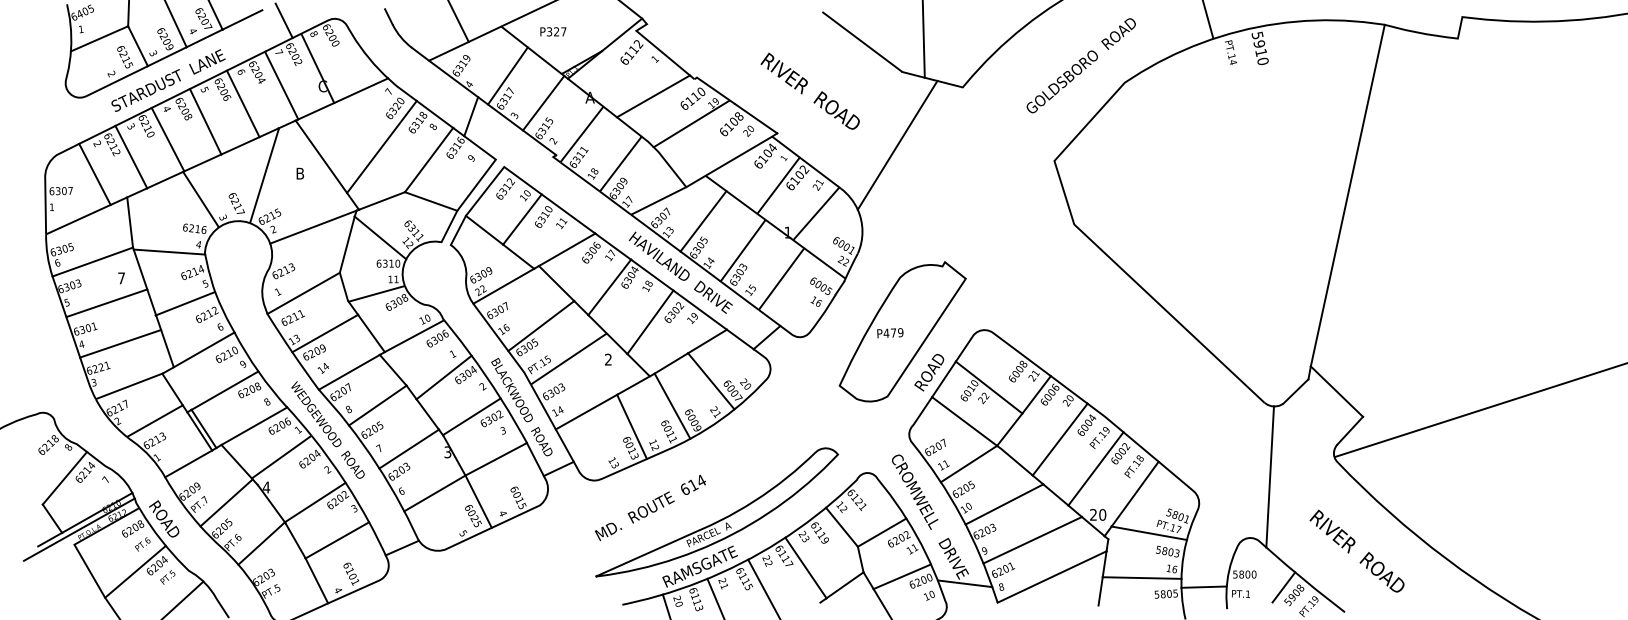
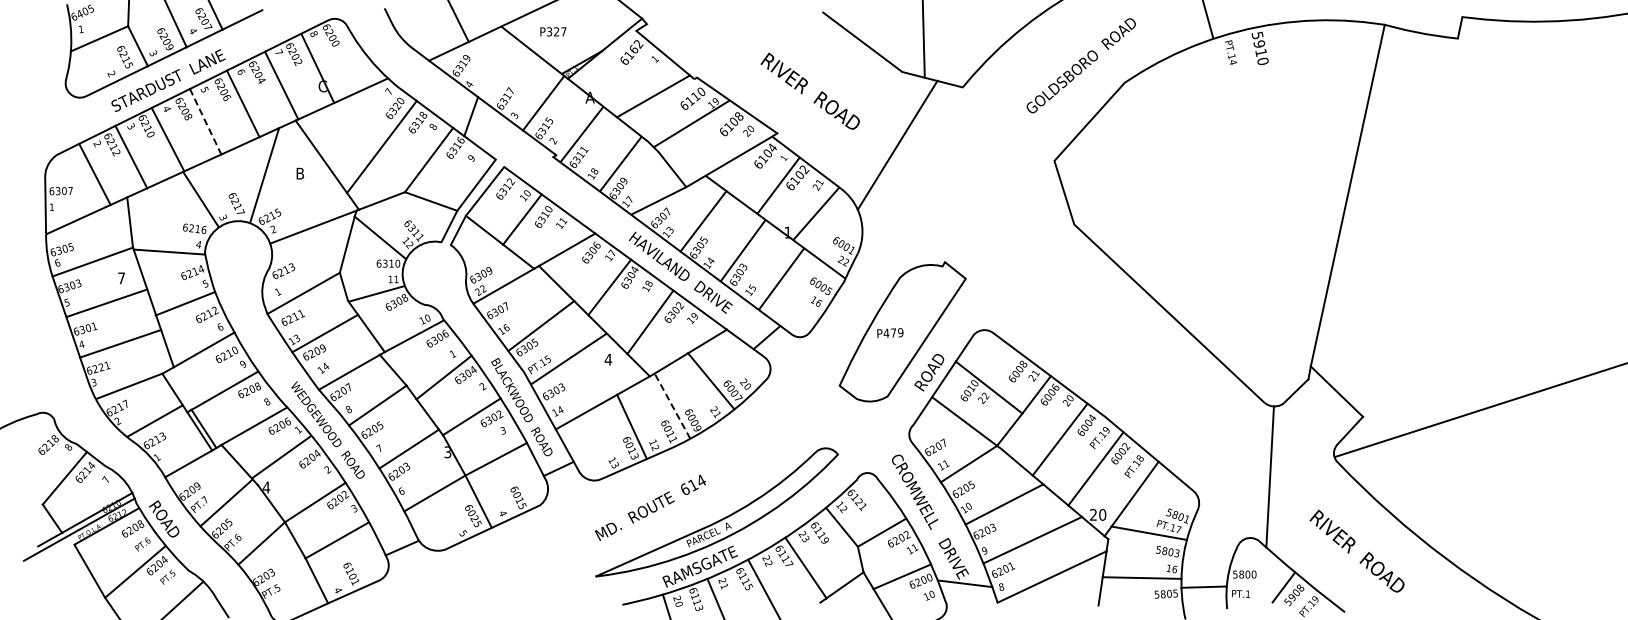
line: present -> none (283, 20)
text: 6112 -> 6162 (633, 49)
line: present -> none (507, 75)
line: solid -> dashed (206, 123)
text: 2 -> 4 (608, 359)
line: solid -> dashed (672, 405)
